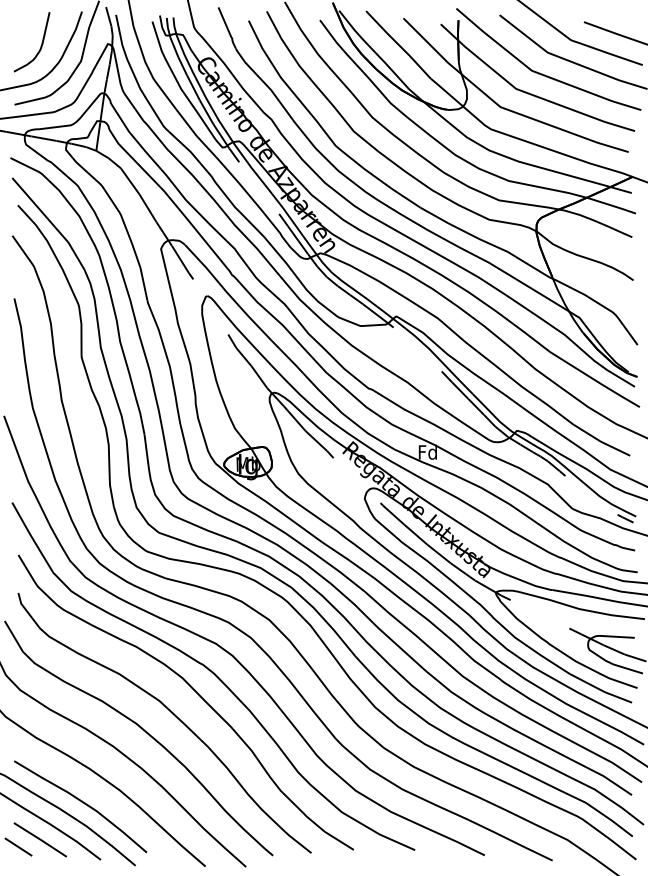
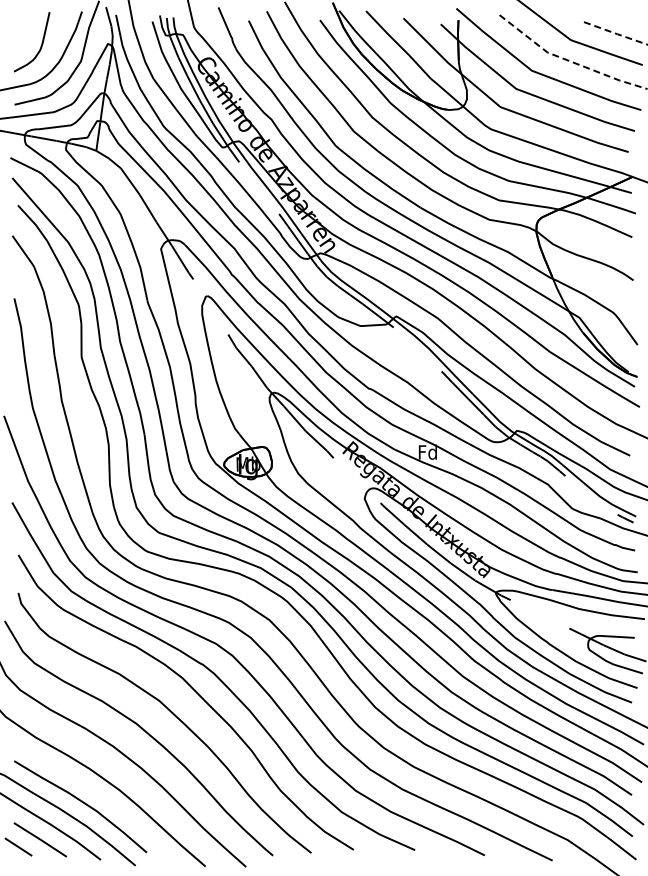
line: solid -> dashed (616, 33)
line: solid -> dashed (569, 60)
